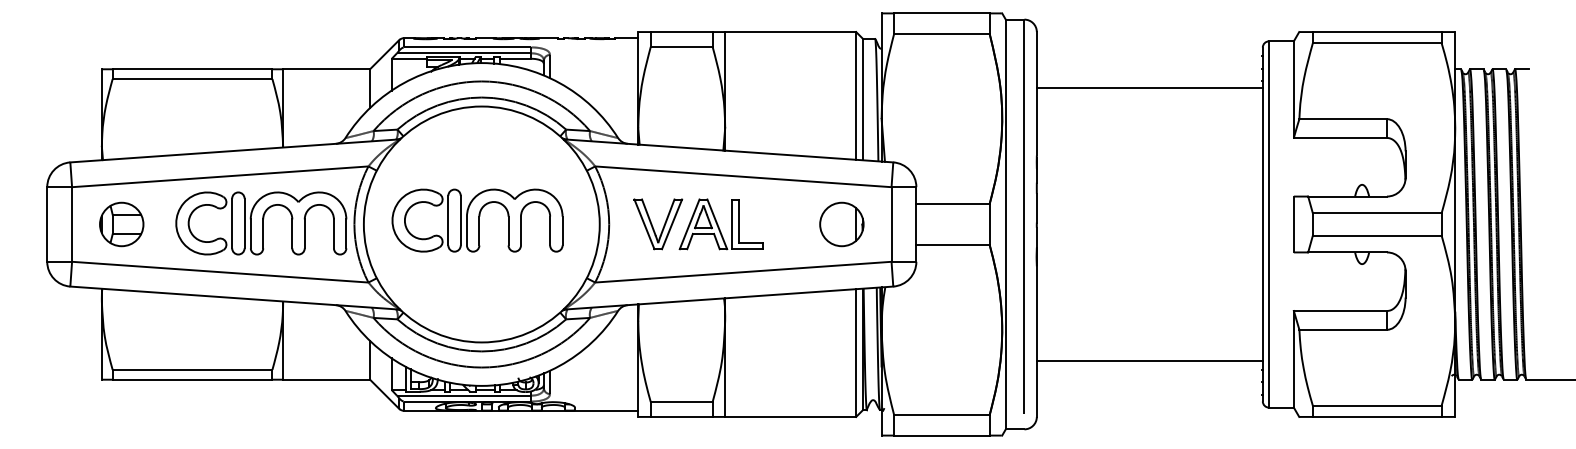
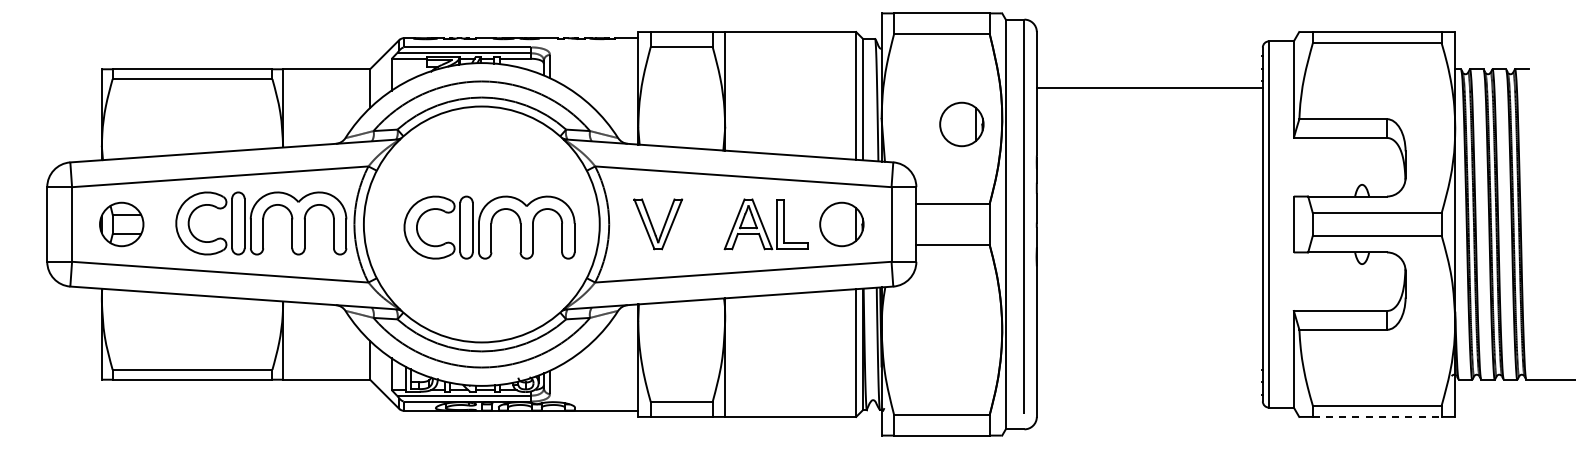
part: none -> present (961, 124)
part position: (477, 220) -> (489, 227) (489, 227)
part position: (720, 224) -> (765, 224) (765, 224)
line: present -> none (1149, 361)
line: solid -> dashed (1377, 416)
